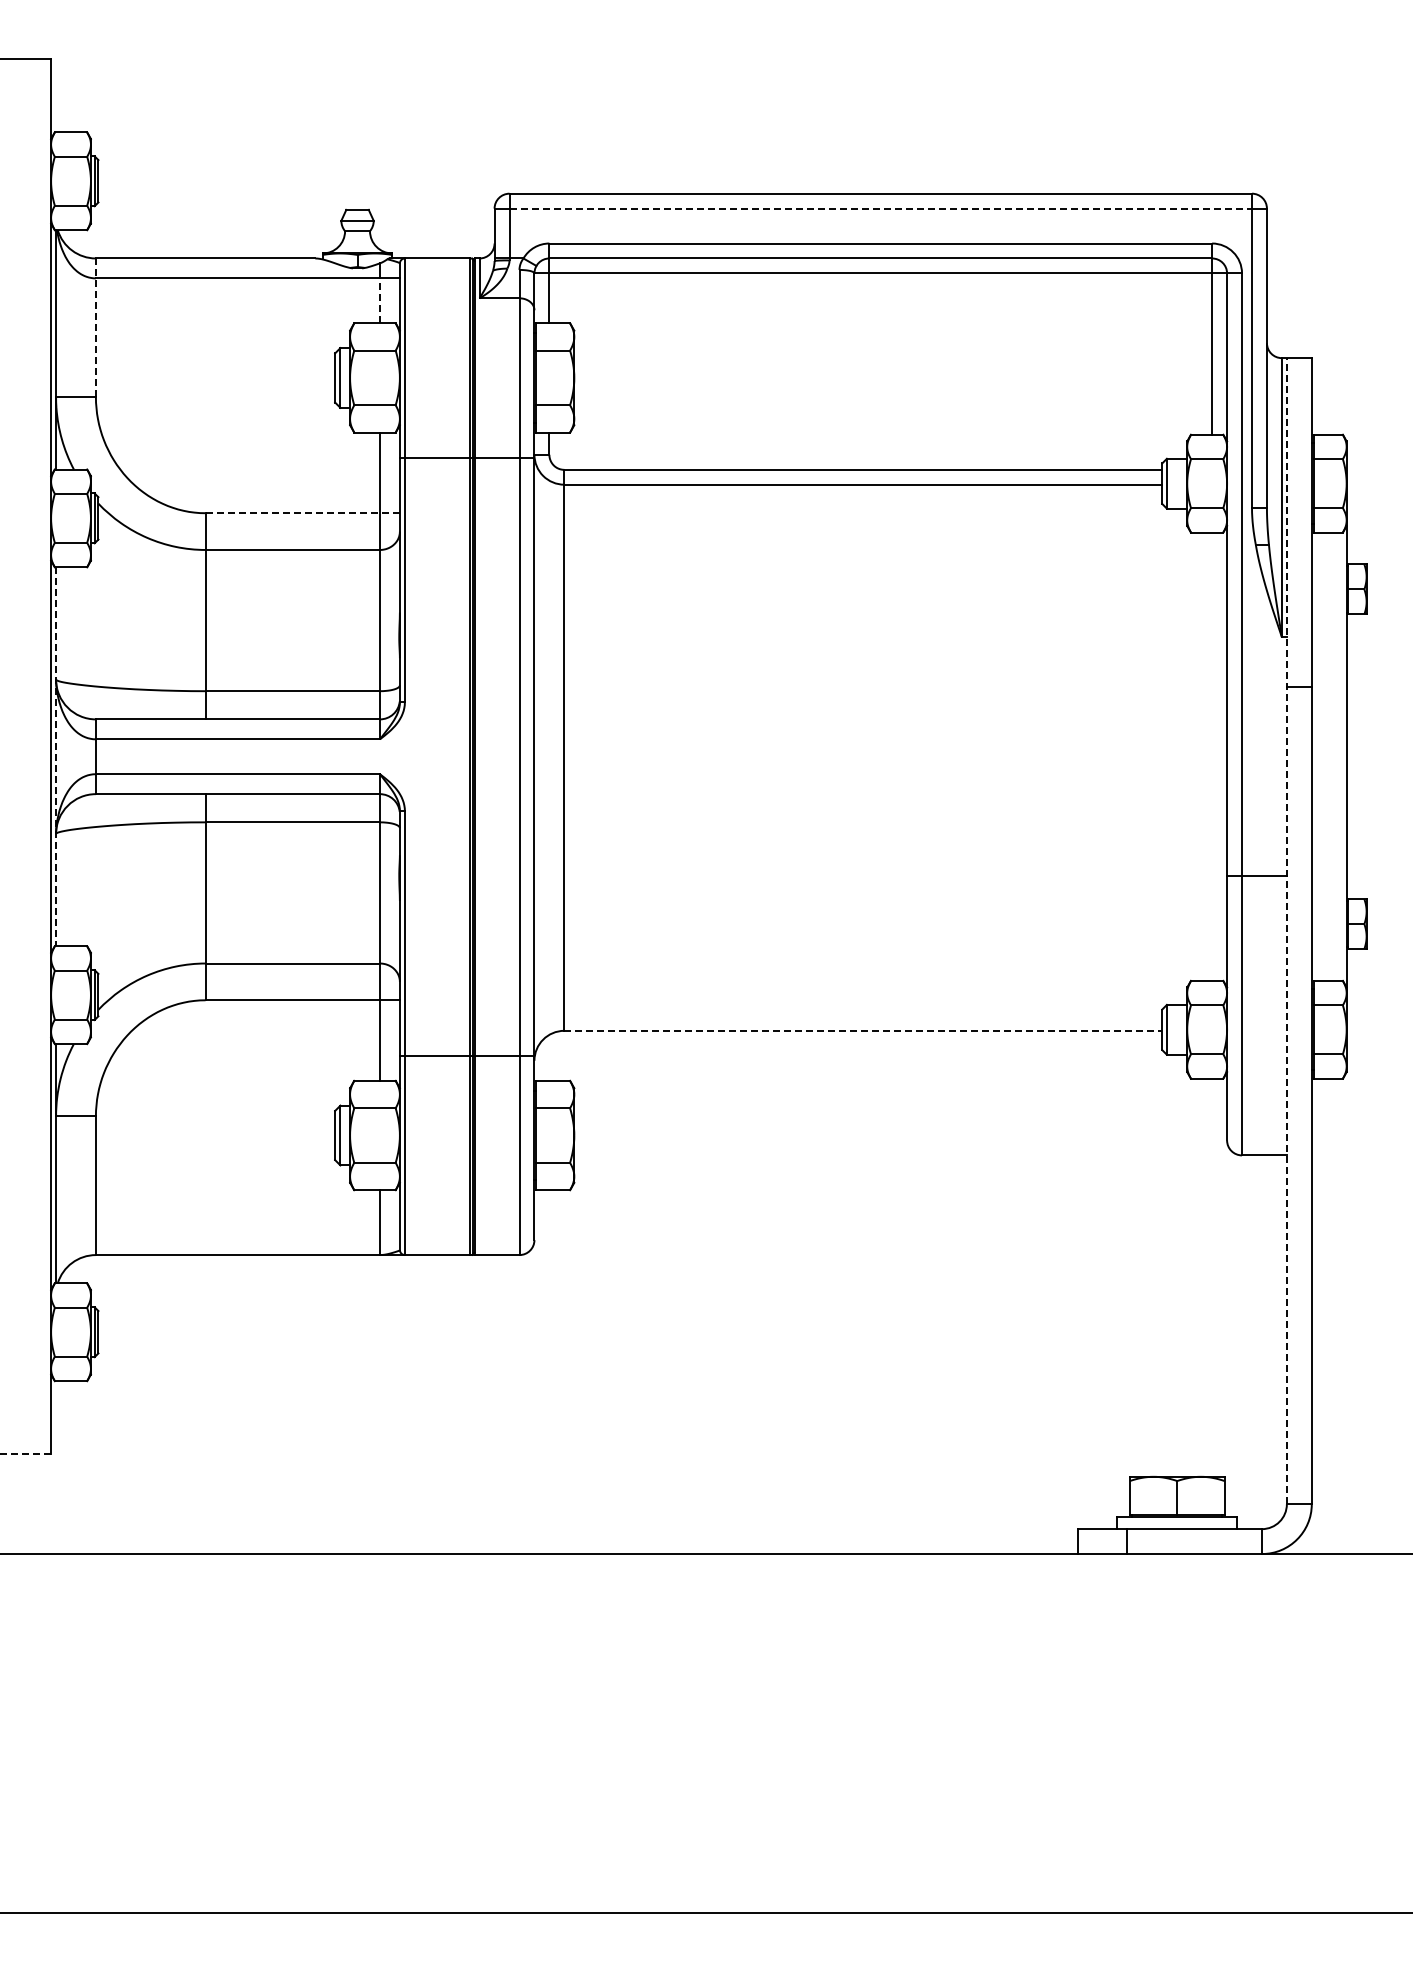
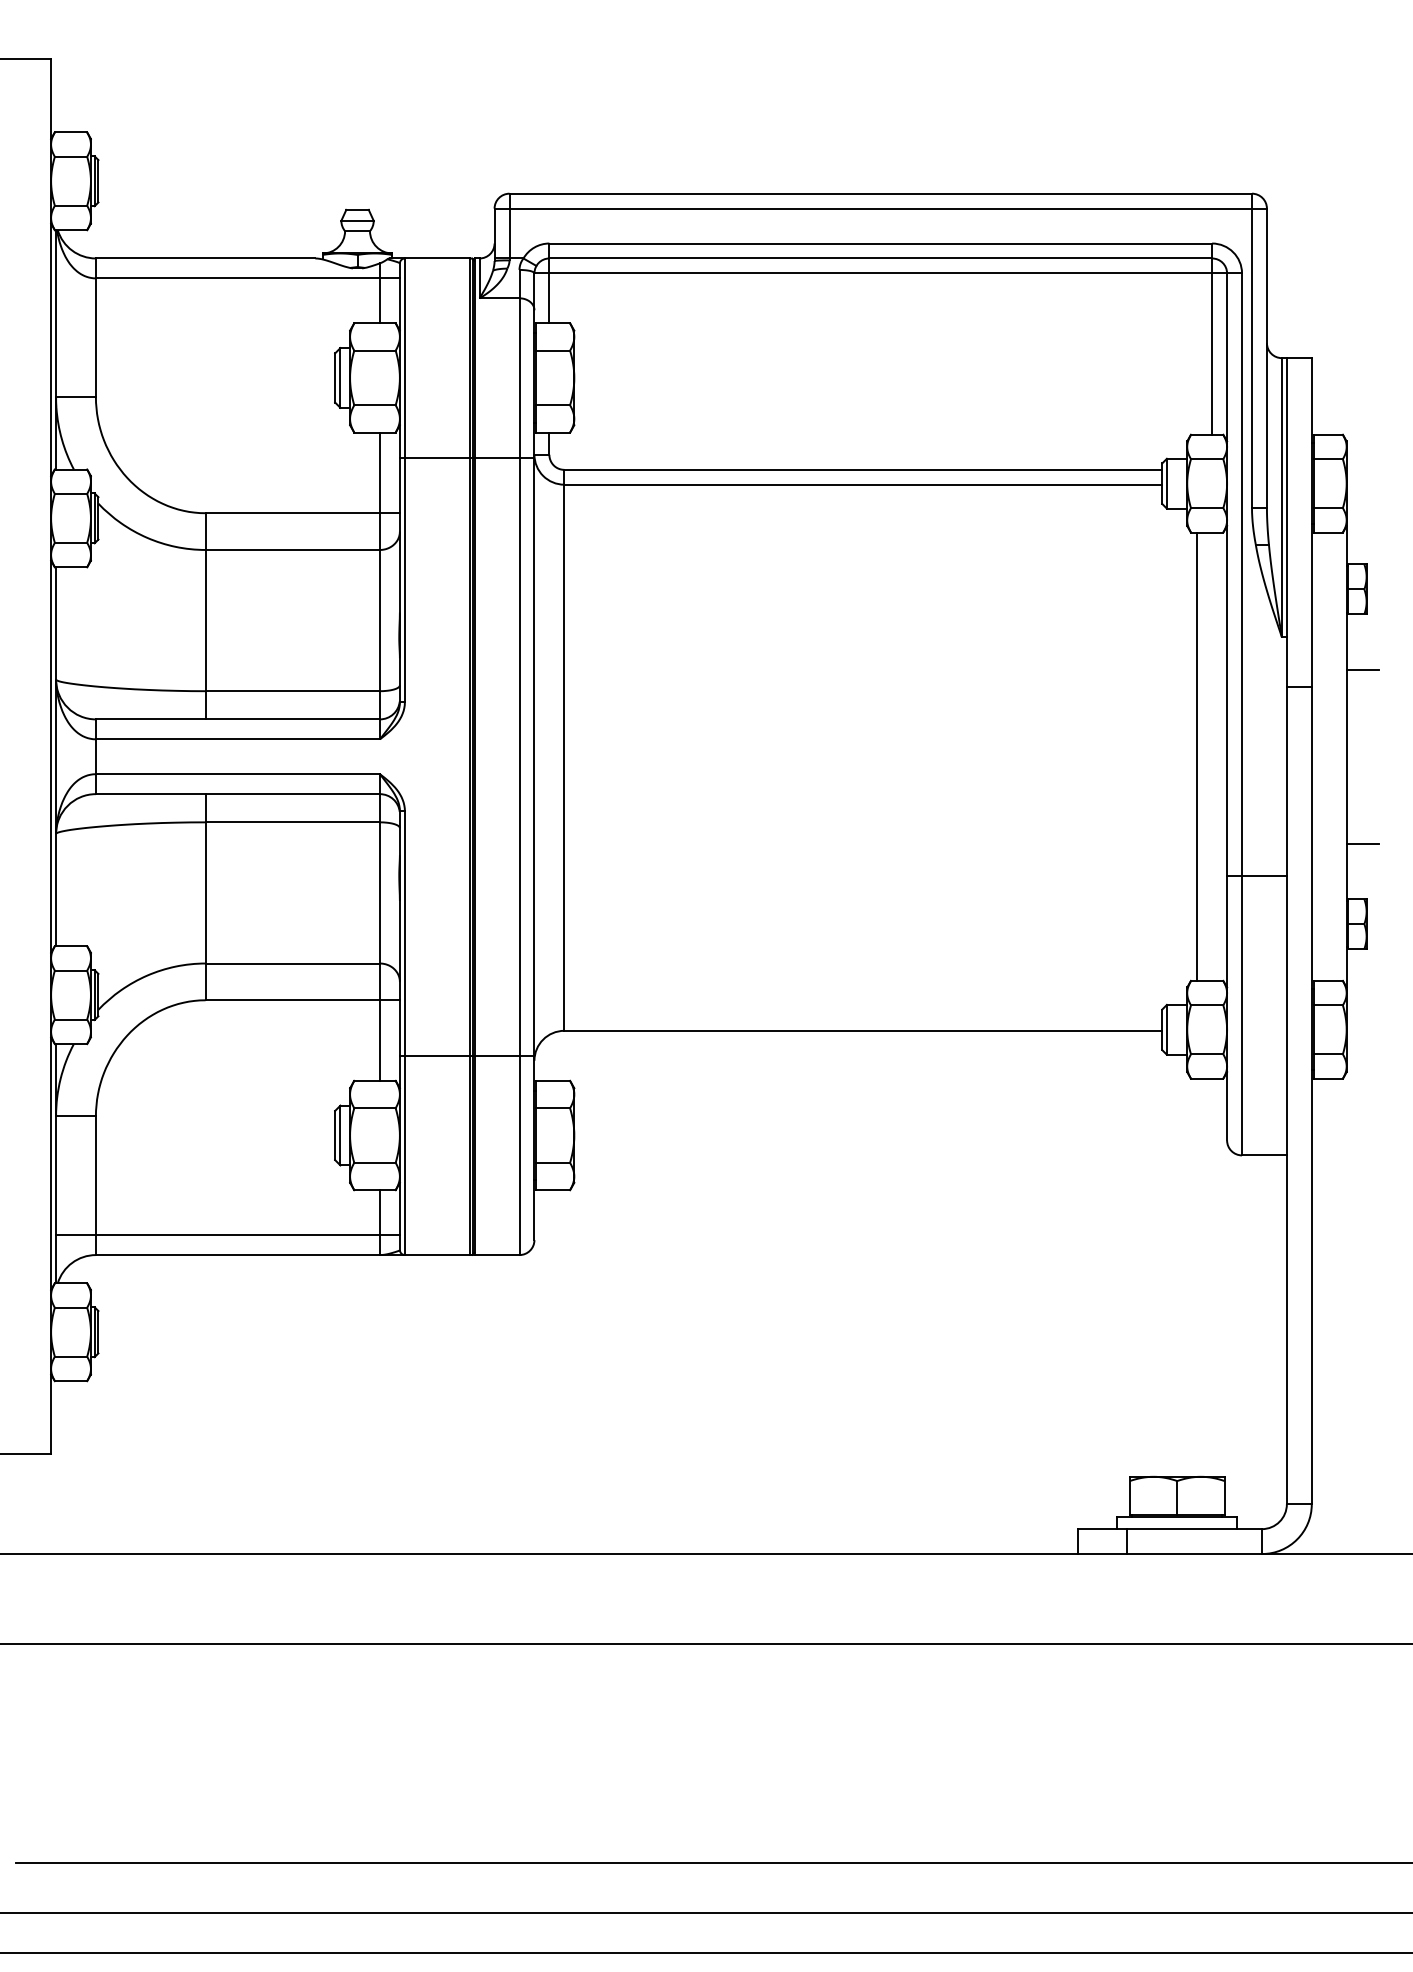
line: dashed -> solid (881, 208)
line: dashed -> solid (379, 300)
line: dashed -> solid (95, 327)
line: dashed -> solid (302, 513)
line: none -> present (1362, 669)
line: none -> present (1197, 756)
line: dashed -> solid (56, 757)
line: none -> present (1362, 843)
line: dashed -> solid (1286, 930)
line: dashed -> solid (863, 1030)
line: none -> present (227, 1235)
line: dashed -> solid (25, 1454)
line: none -> present (705, 1643)
line: none -> present (712, 1863)
line: none -> present (705, 1952)
